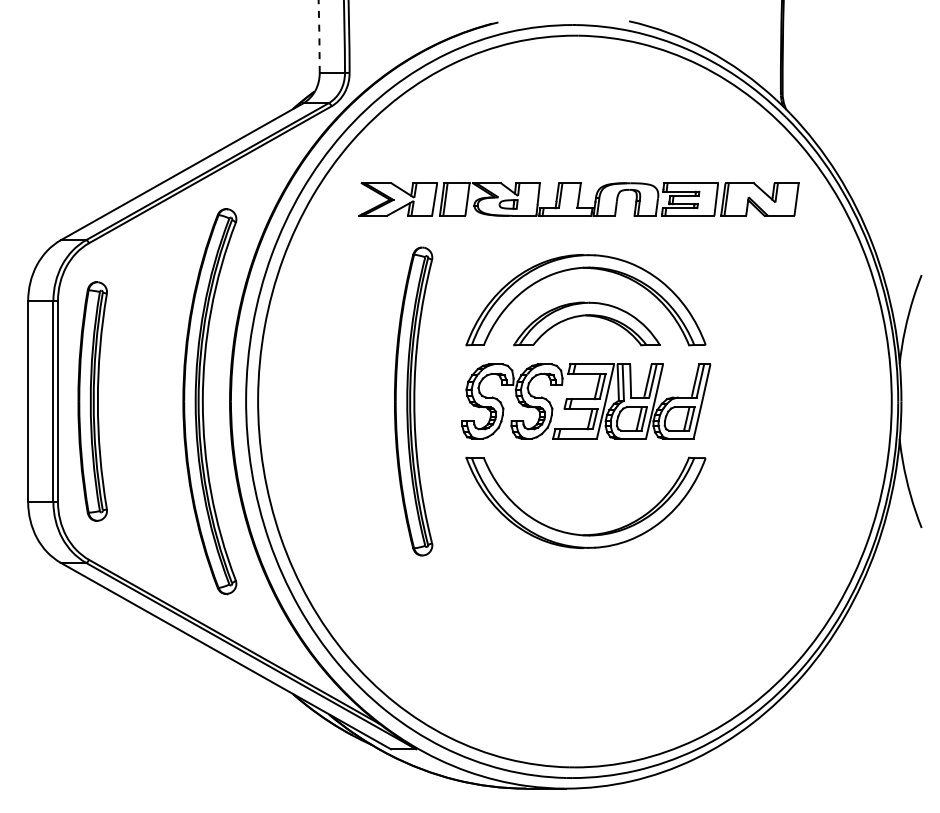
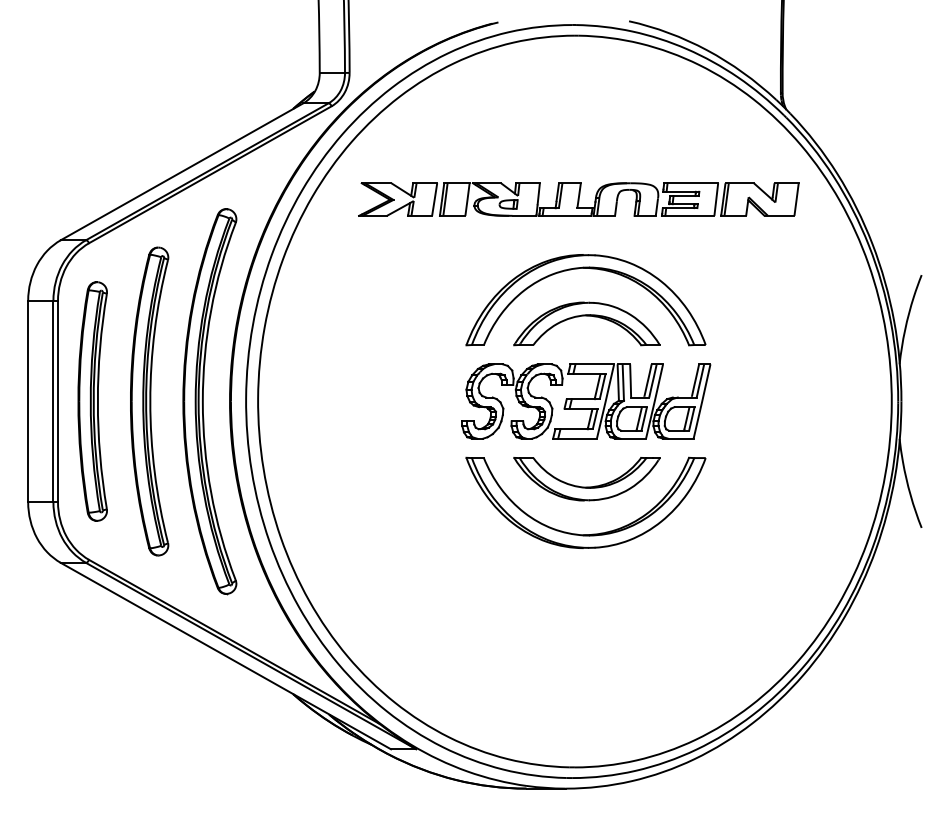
arc: dashed -> solid (319, 35)
part position: (413, 401) -> (149, 401) (149, 401)
part: none -> present (586, 486)
